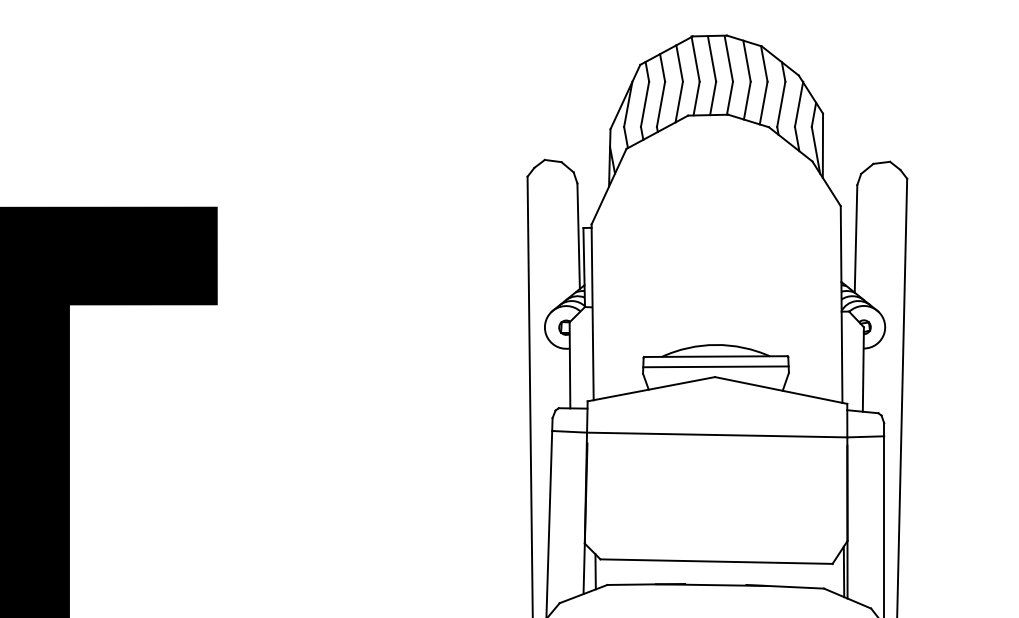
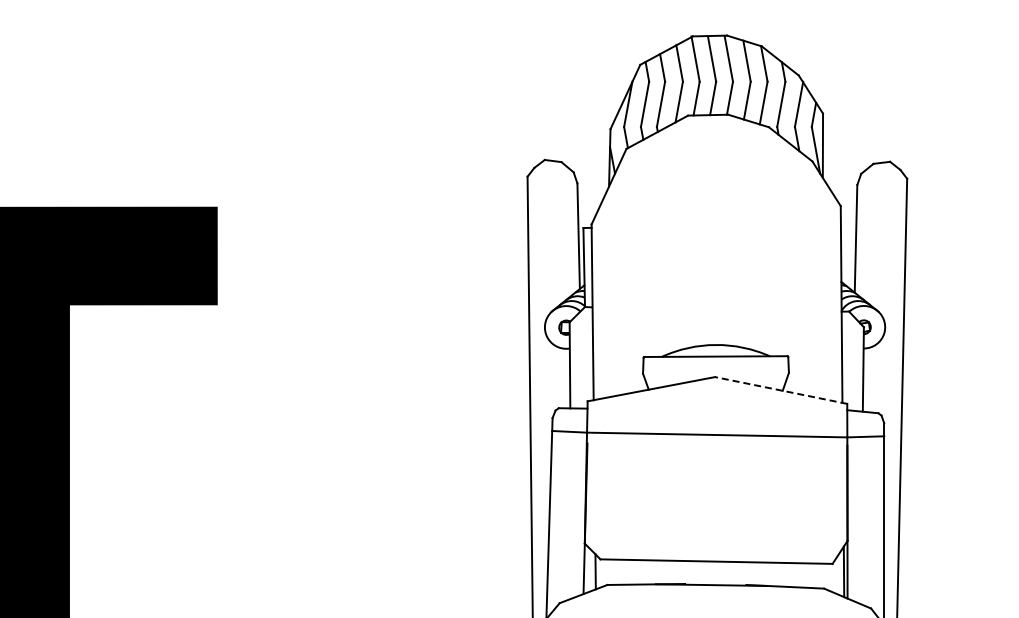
line: present -> none (715, 366)
line: solid -> dashed (780, 390)
